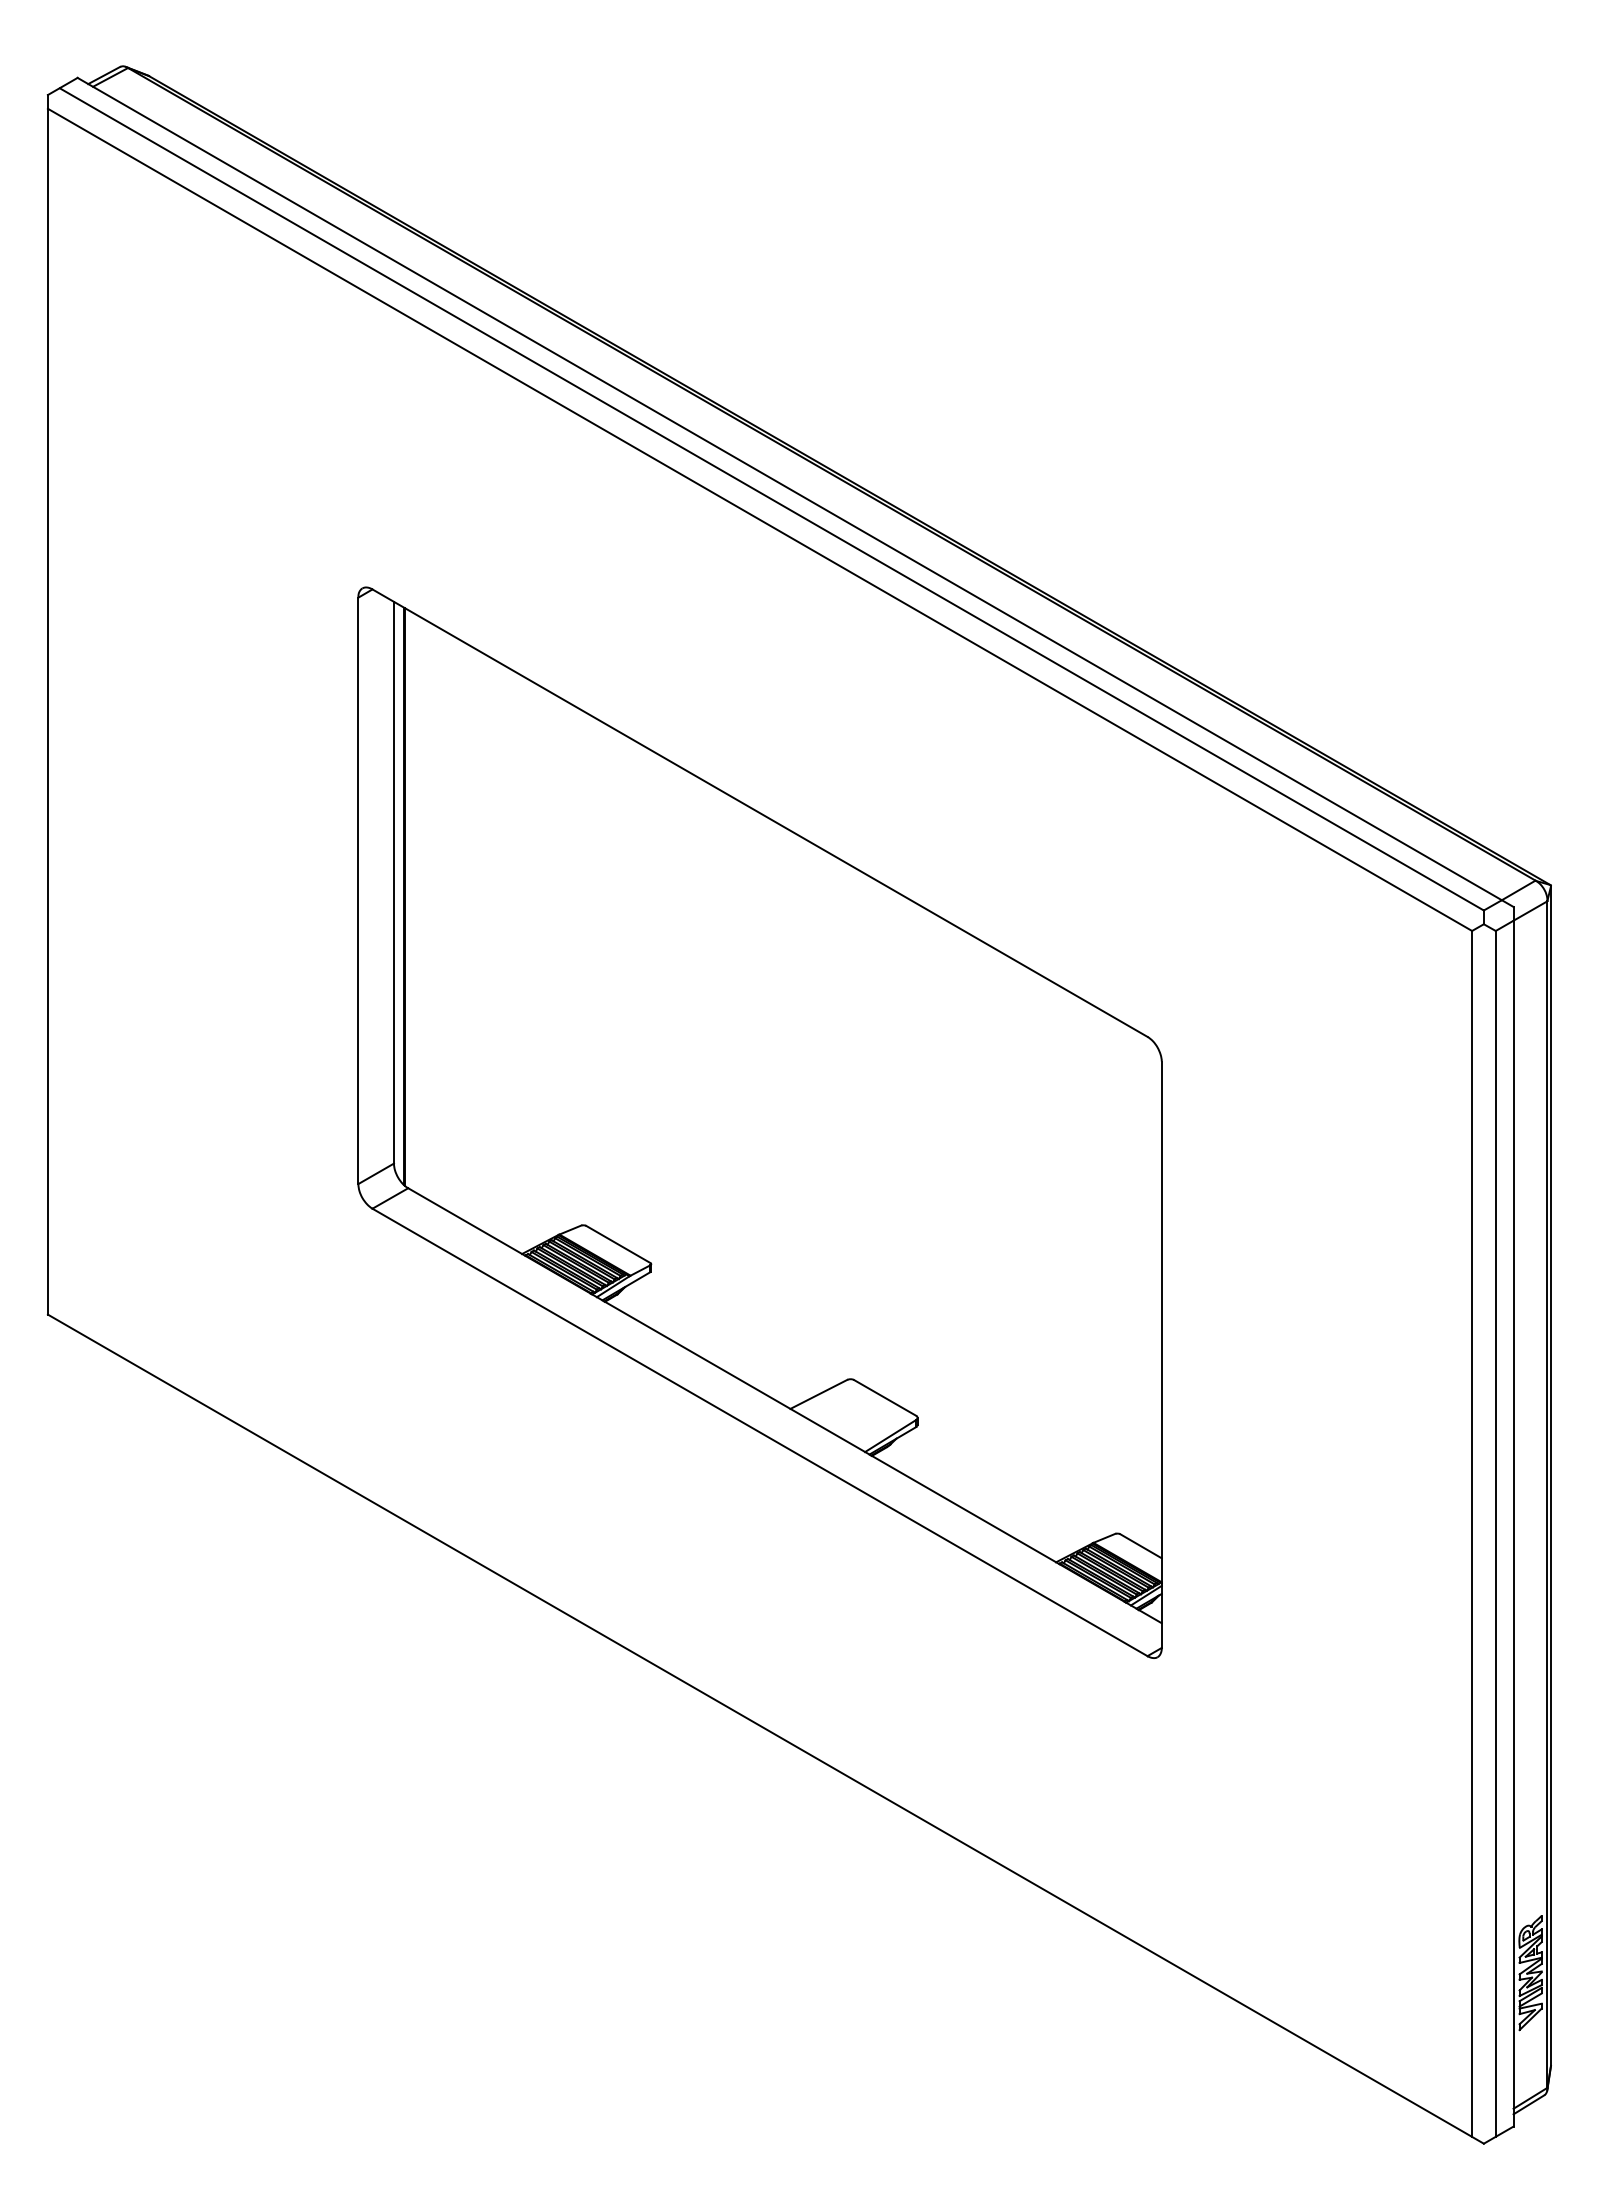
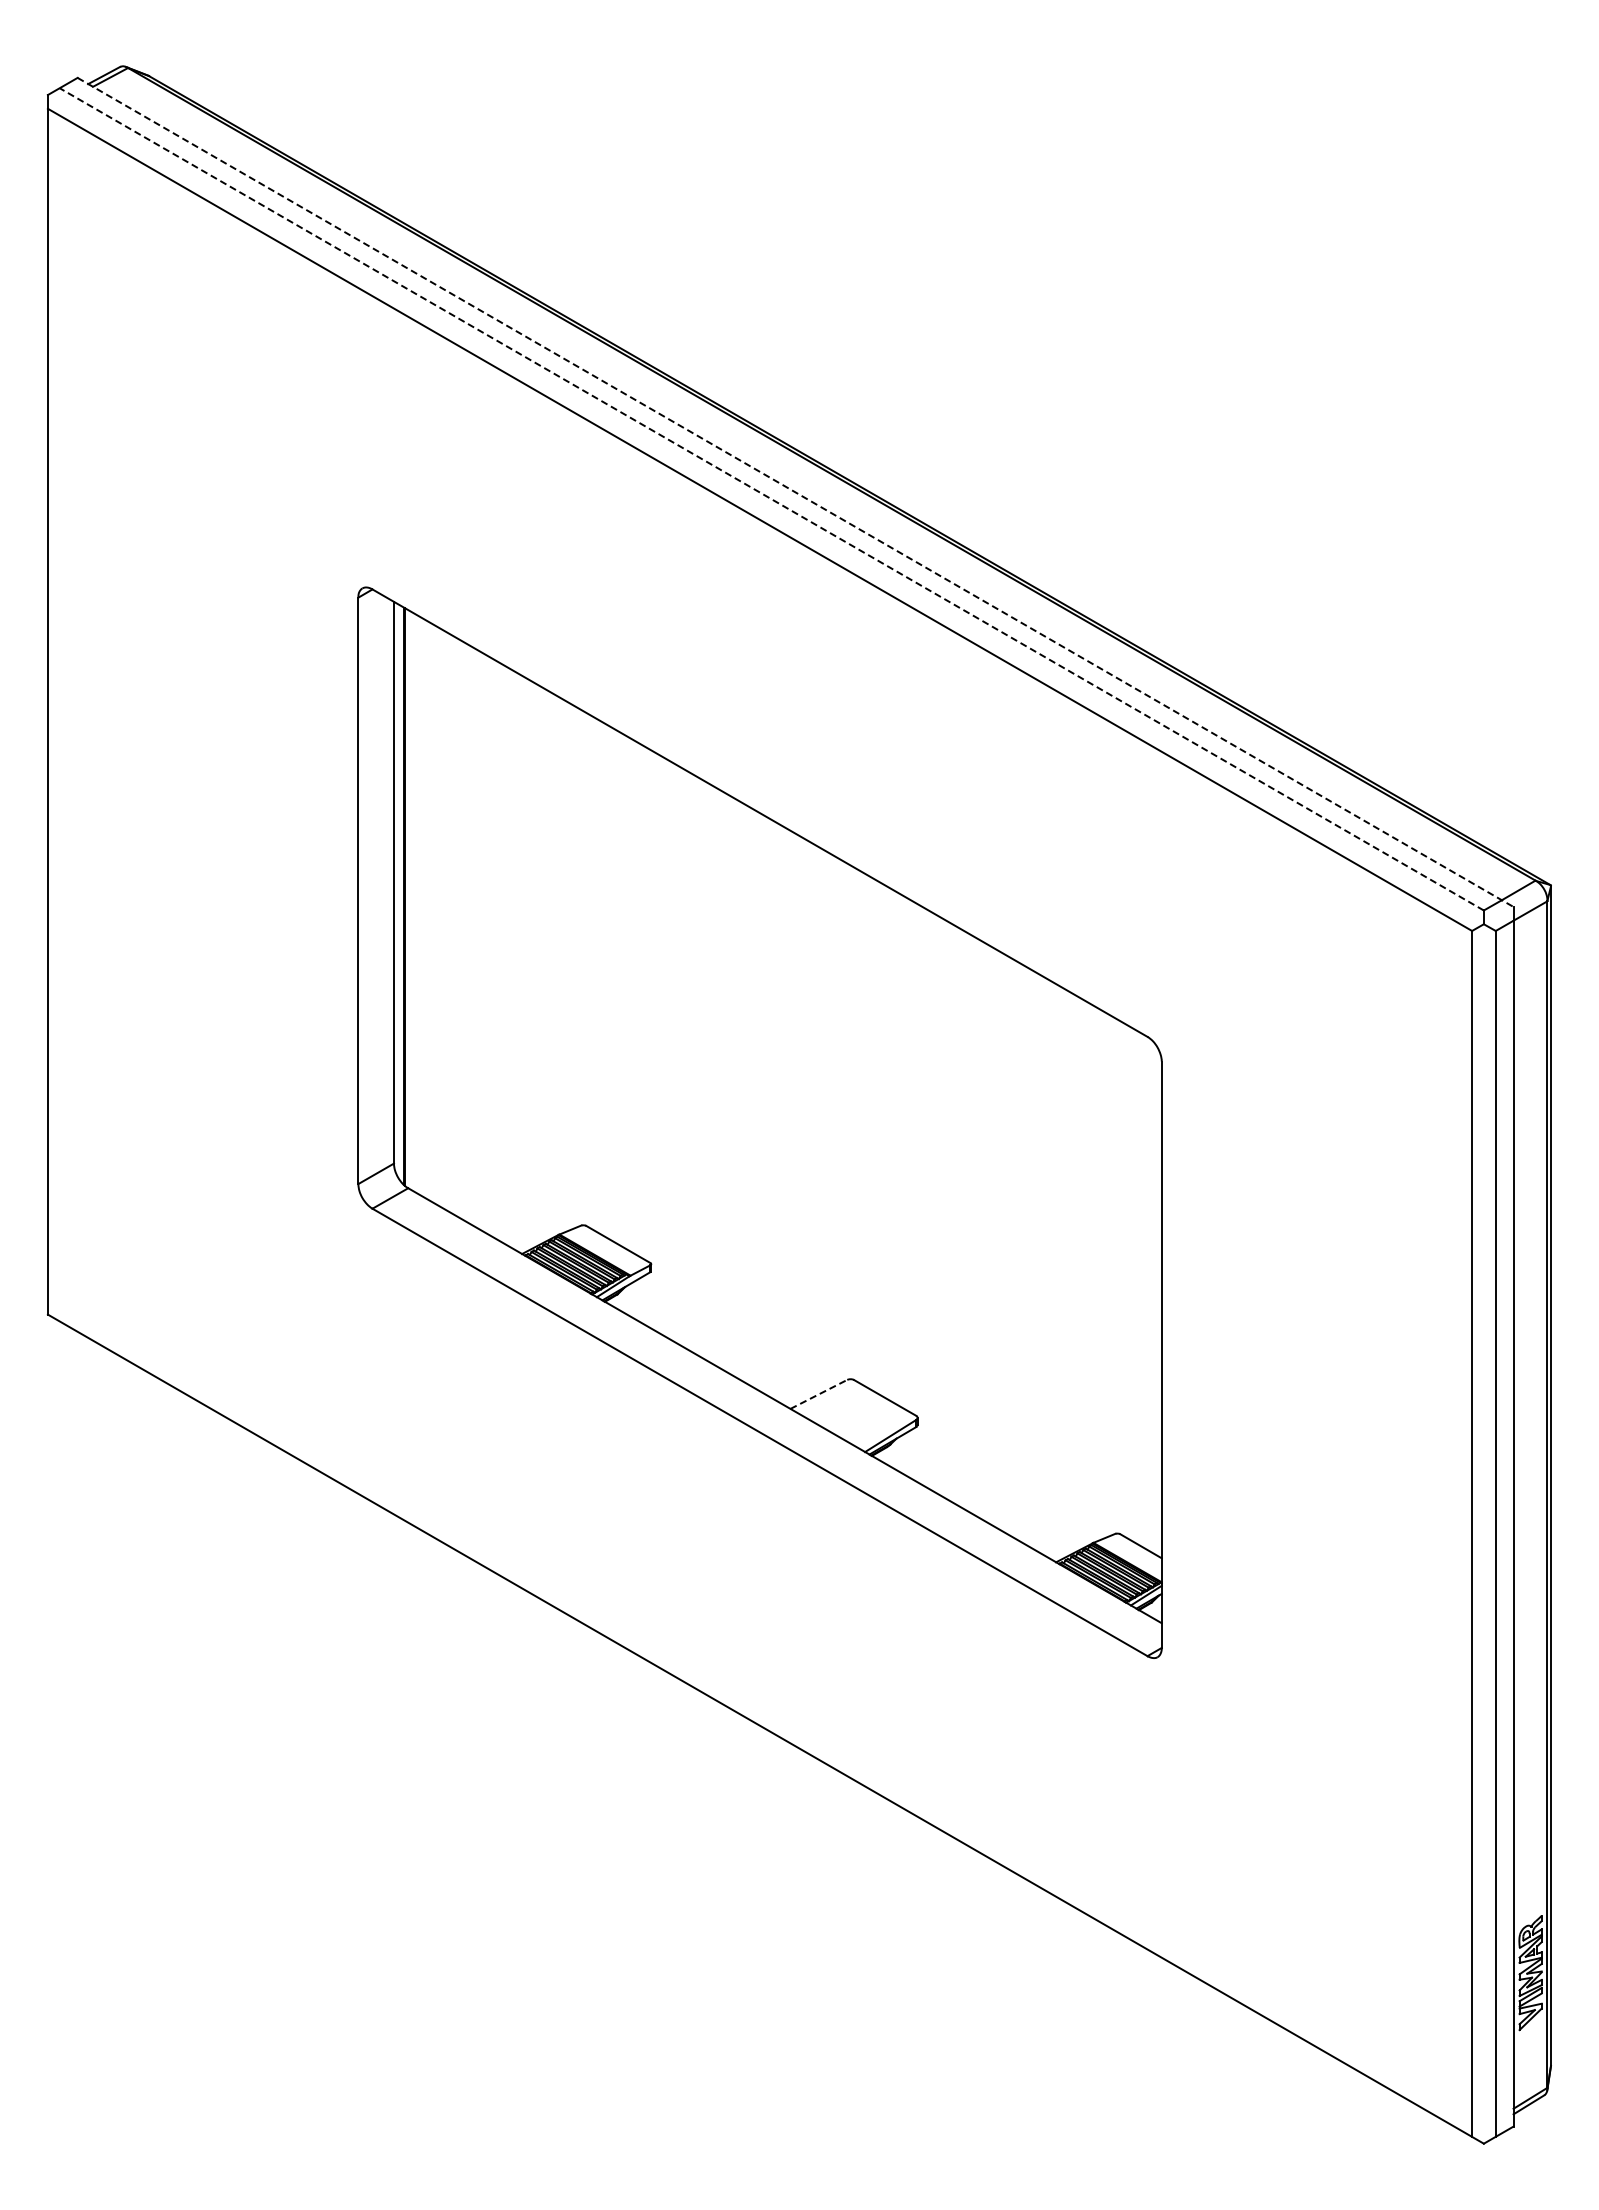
line: solid -> dashed (796, 492)
line: solid -> dashed (771, 499)
line: solid -> dashed (818, 1394)
